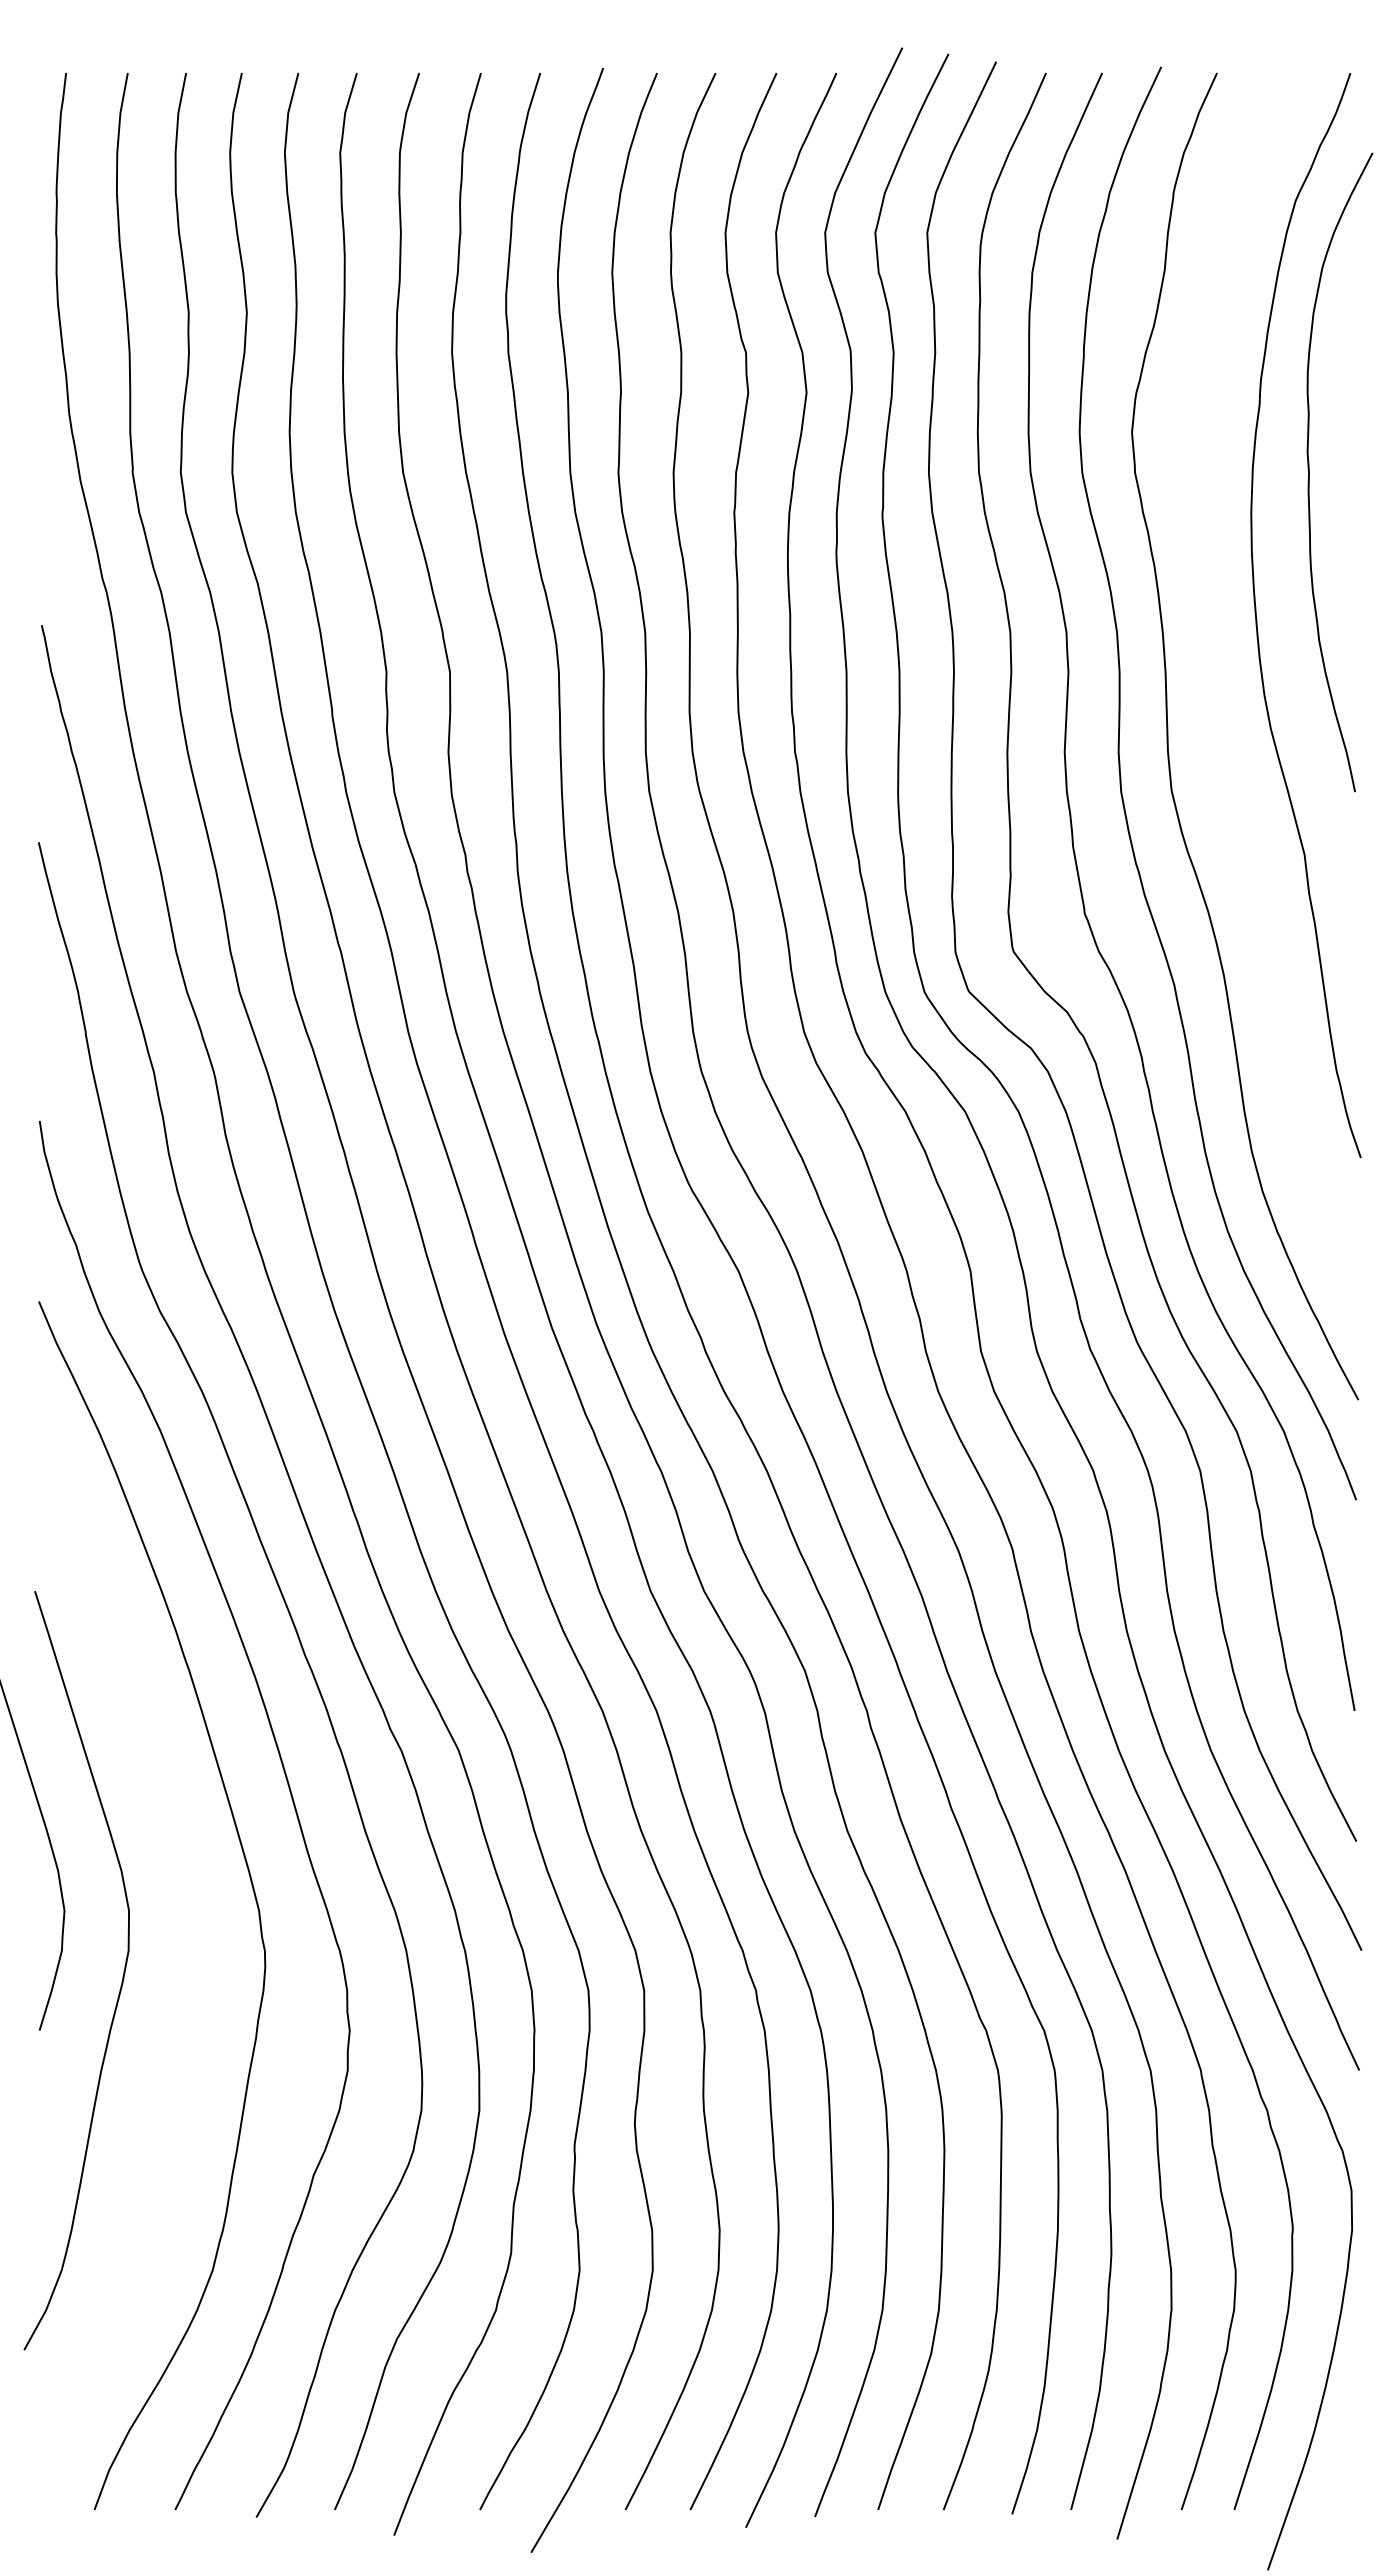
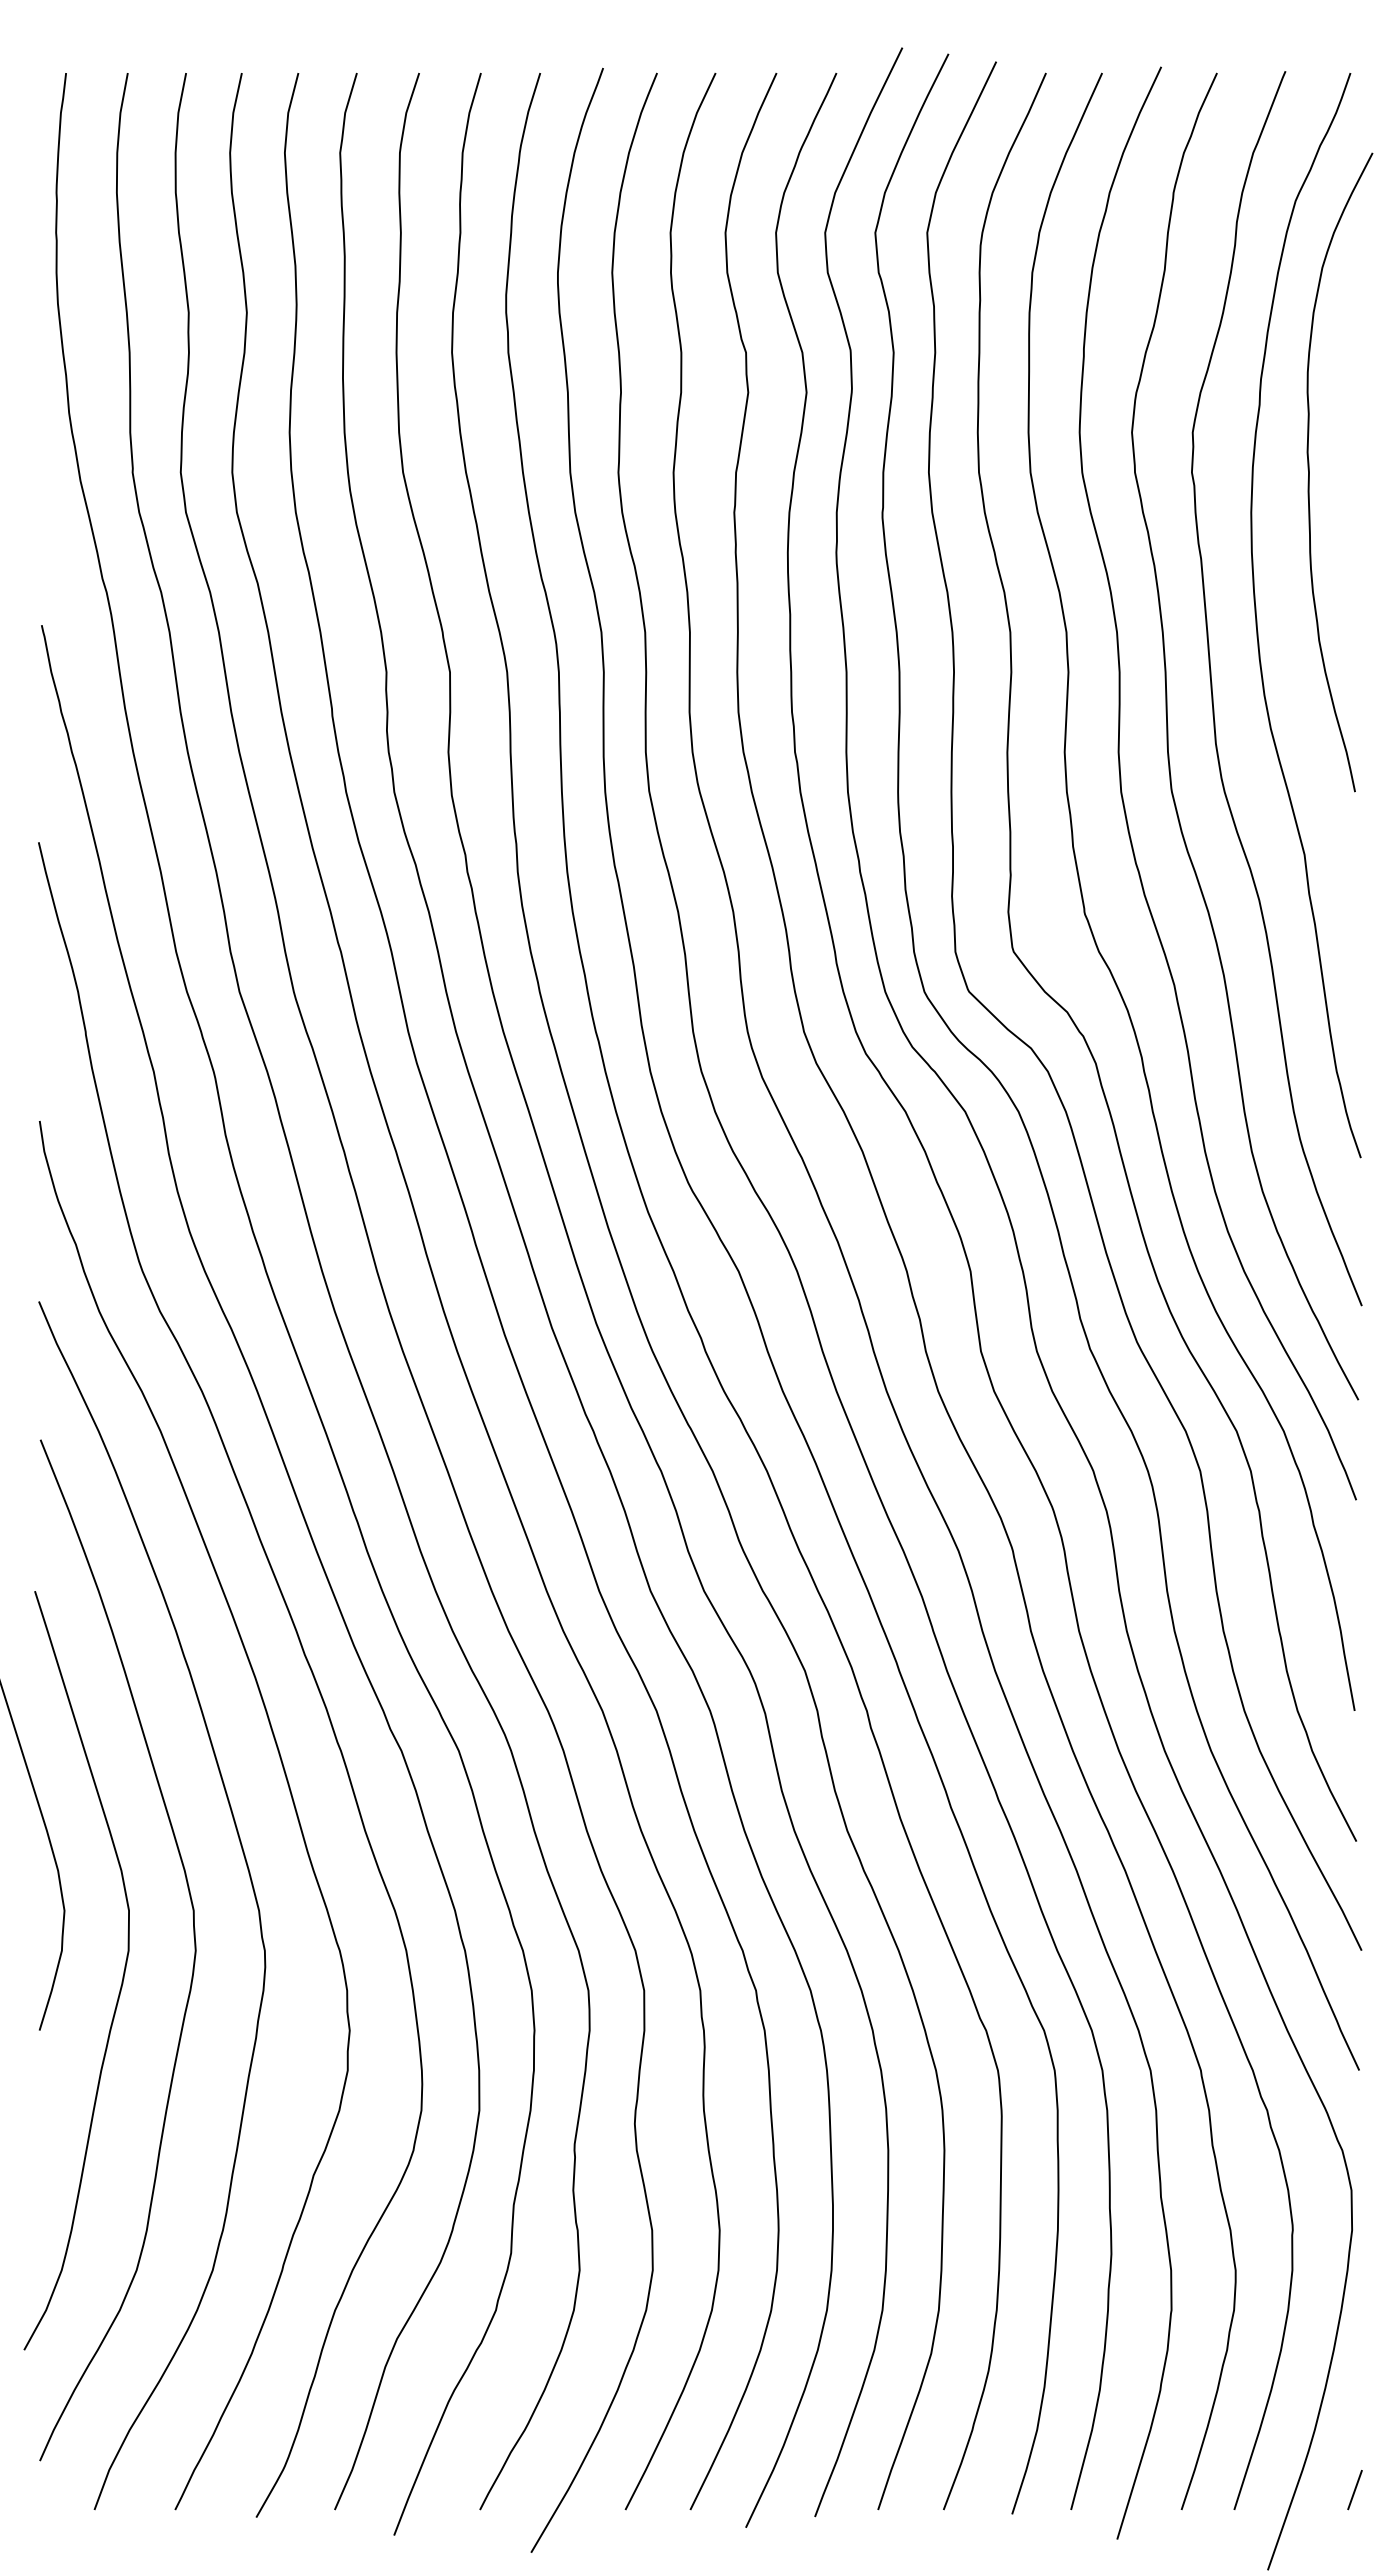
curve: none -> present (1213, 695)
curve: none -> present (193, 1959)
line: none -> present (1354, 2490)
